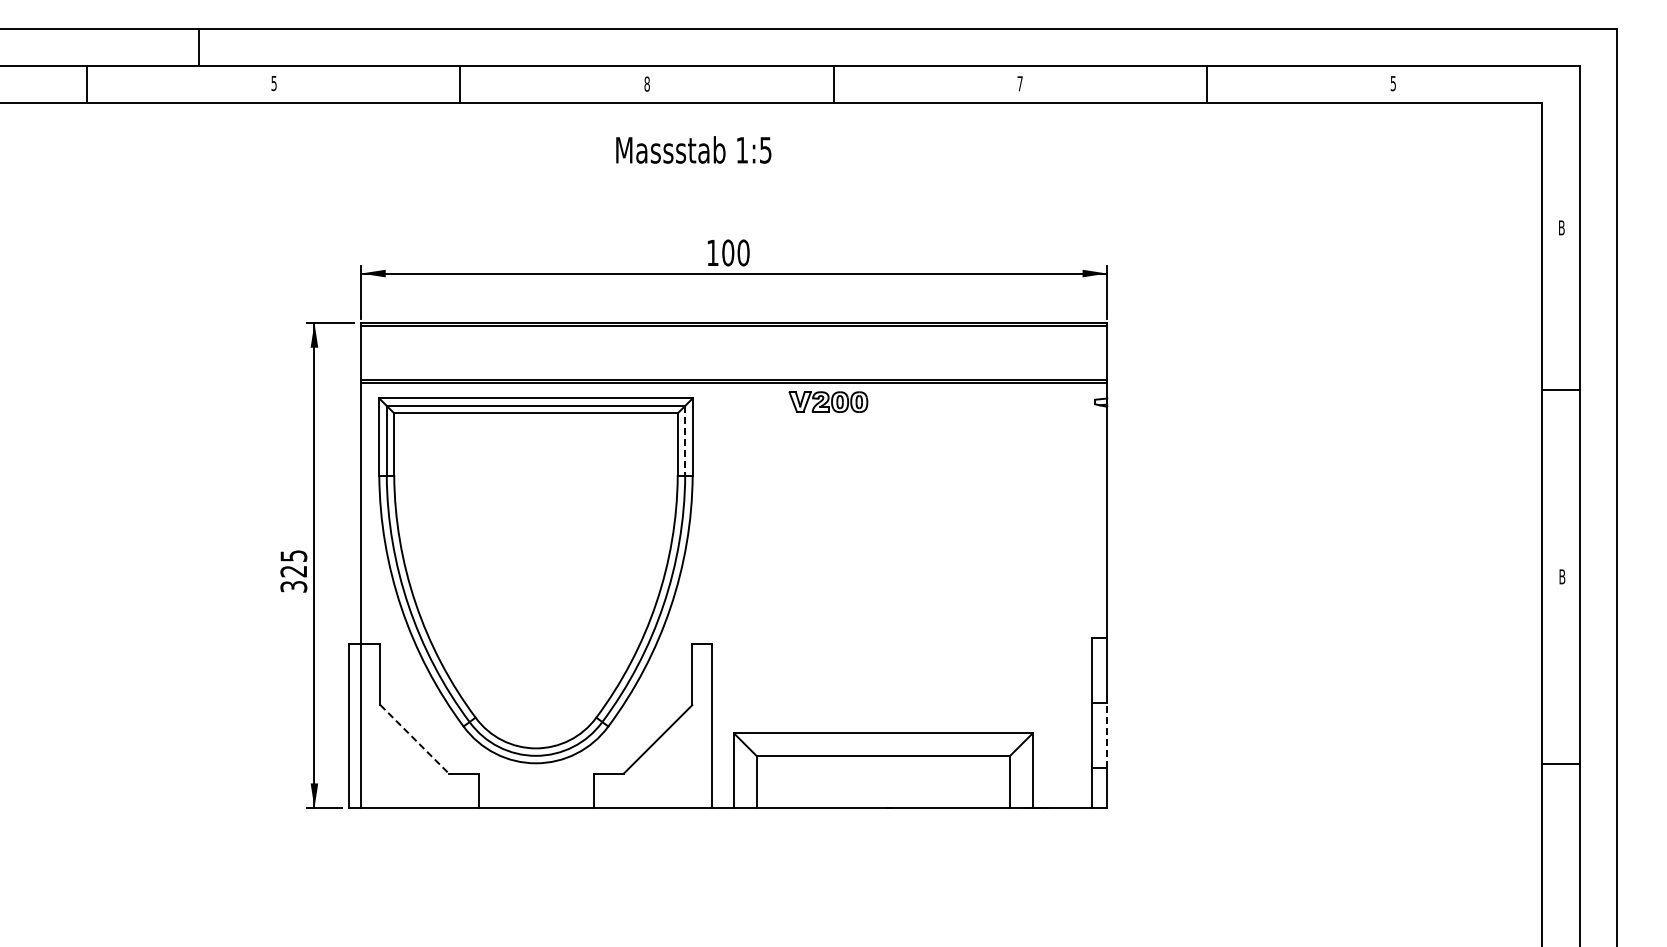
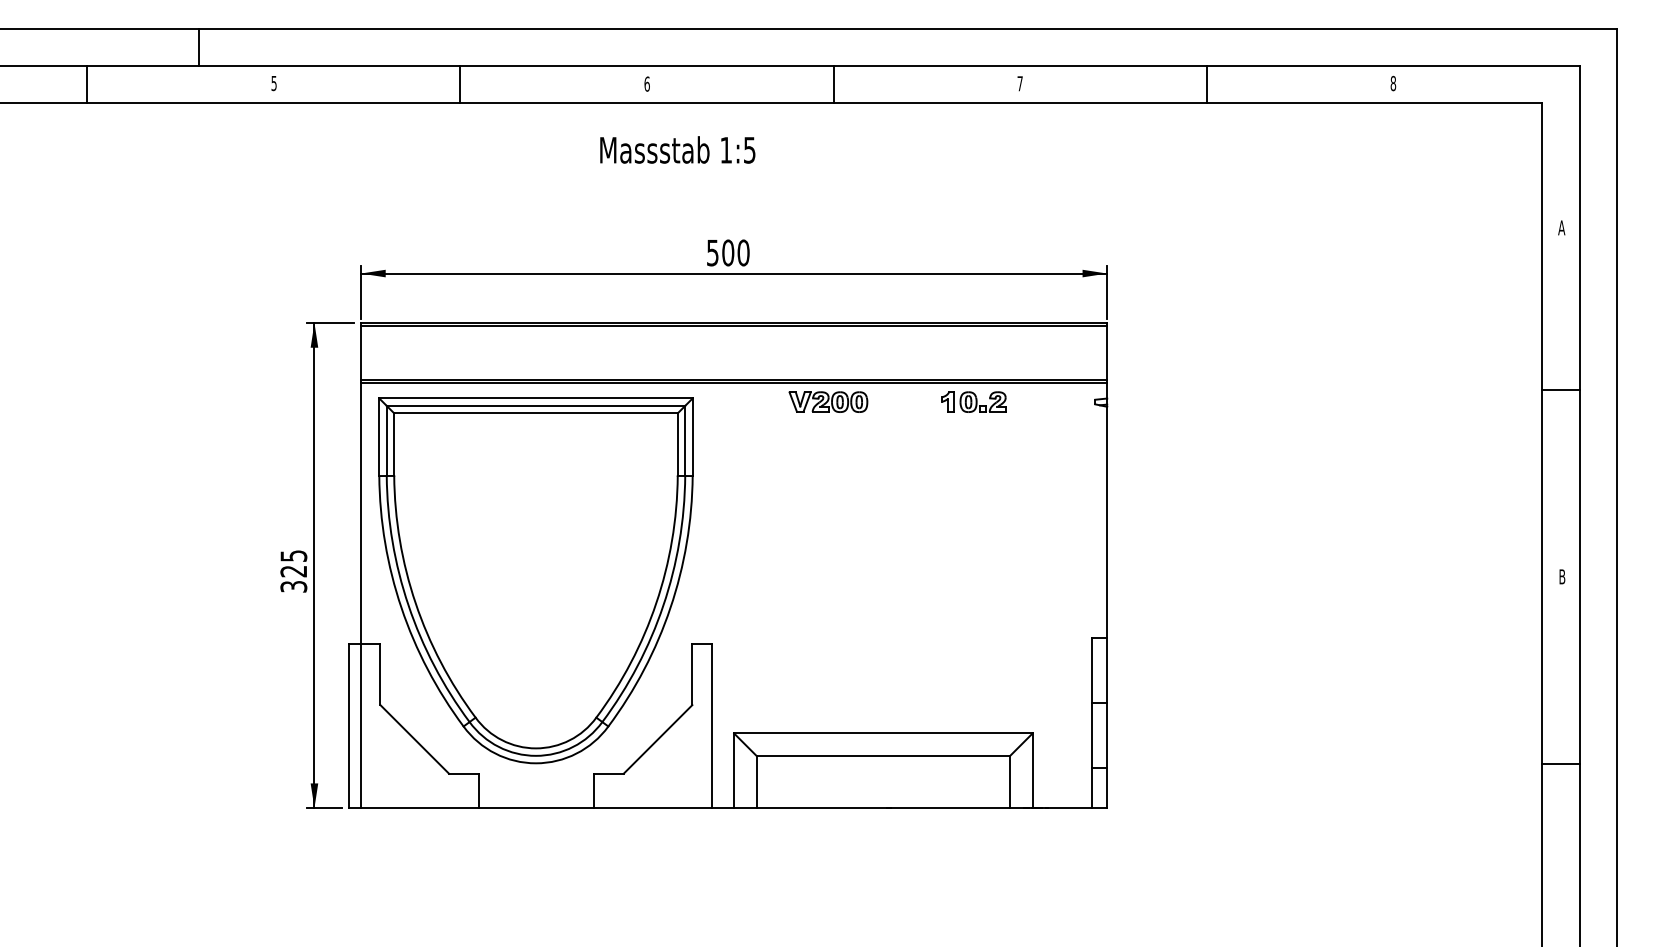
text: 8 -> 6 (646, 83)
text: 5 -> 8 (1393, 83)
text position: (693, 149) -> (677, 149) (677, 149)
text: B -> A (1561, 227)
text: 100 -> 500 (712, 253)
part: none -> present (973, 401)
line: dashed -> solid (685, 441)
line: dashed -> solid (1107, 735)
line: dashed -> solid (414, 739)
